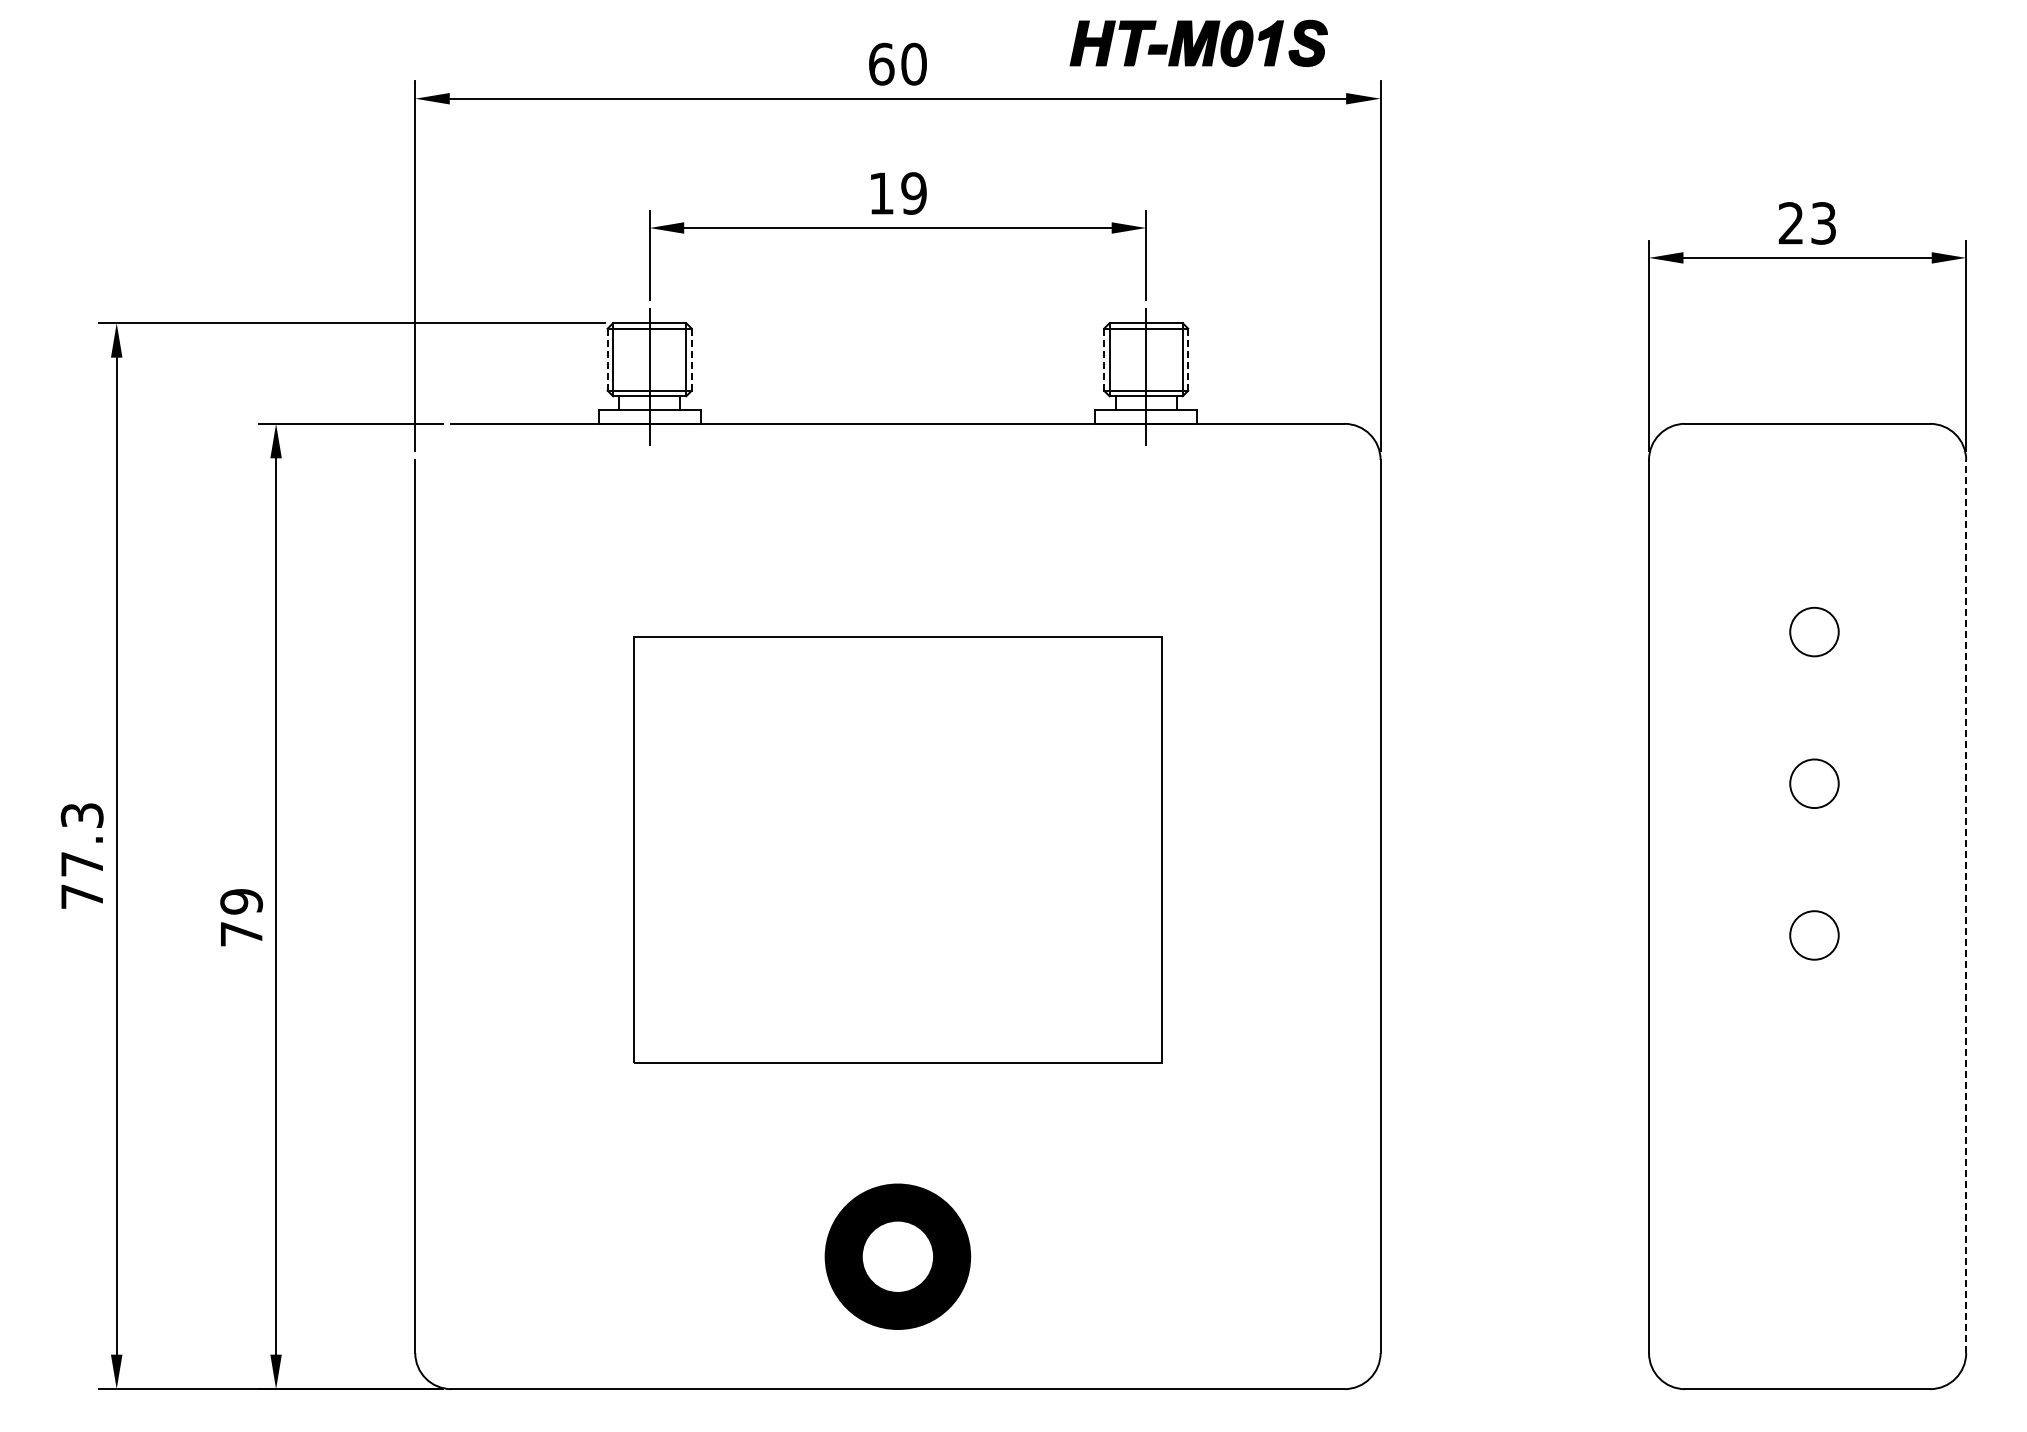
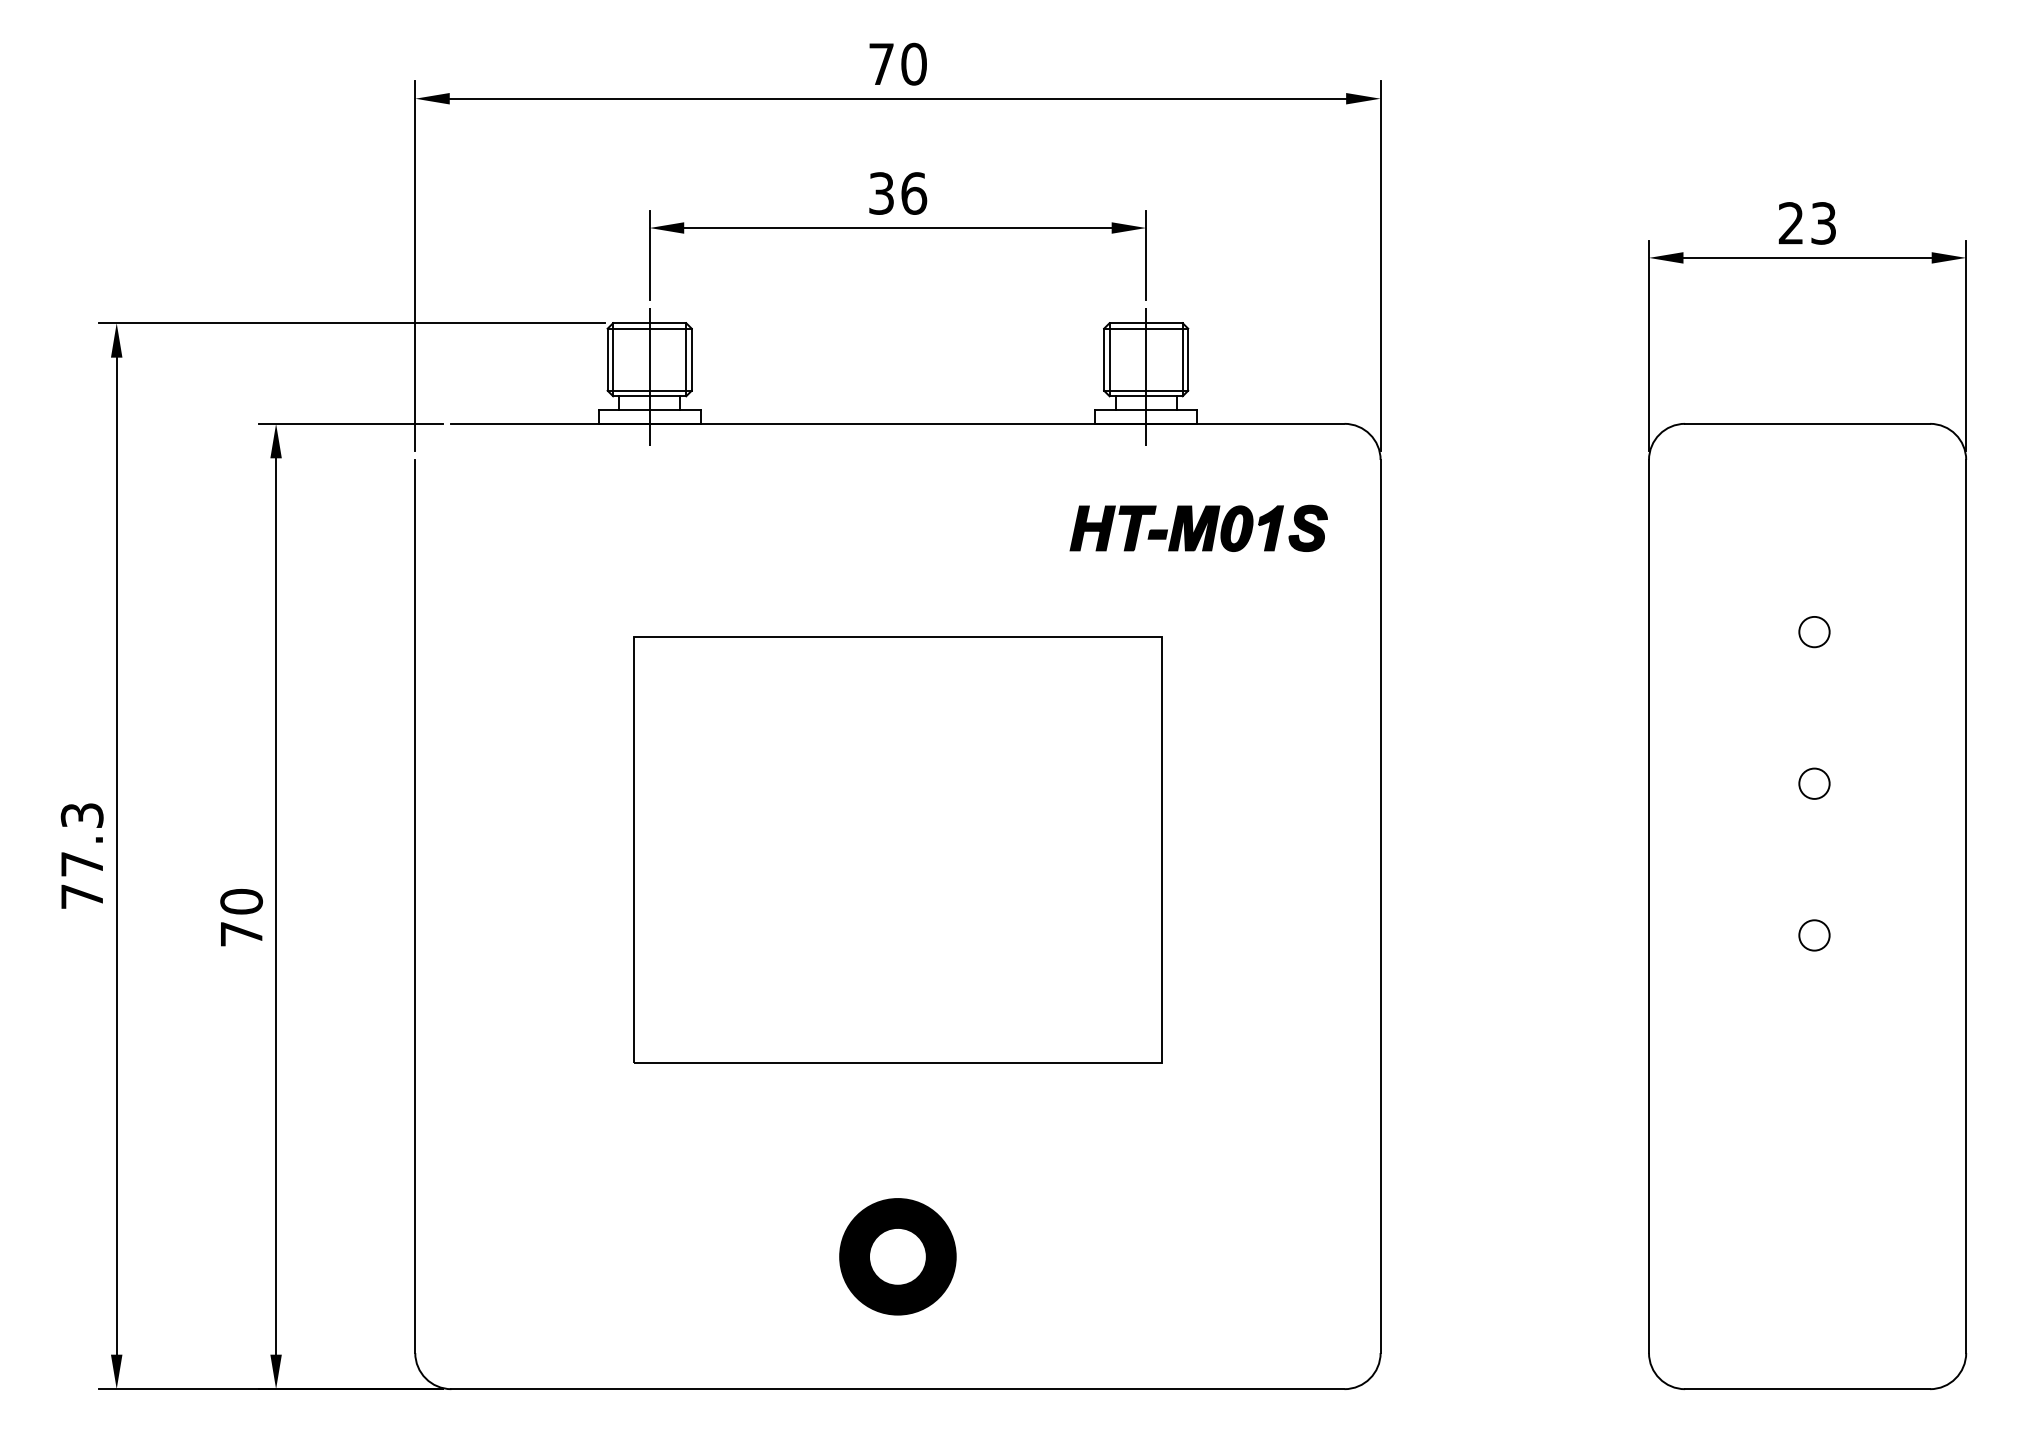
part position: (1198, 42) -> (1198, 527) (1198, 527)
text: 60 -> 70 (881, 63)
text: 19 -> 36 (898, 193)
line: dashed -> solid (607, 359)
line: dashed -> solid (691, 359)
line: dashed -> solid (1104, 359)
line: dashed -> solid (1188, 359)
circle diameter: 49 px -> 30 px (1814, 631)
circle diameter: 49 px -> 30 px (1814, 783)
text: 79 -> 70 (241, 901)
line: dashed -> solid (1966, 906)
circle diameter: 49 px -> 30 px (1814, 935)
part size: 148x147 px -> 118x118 px (897, 1256)
